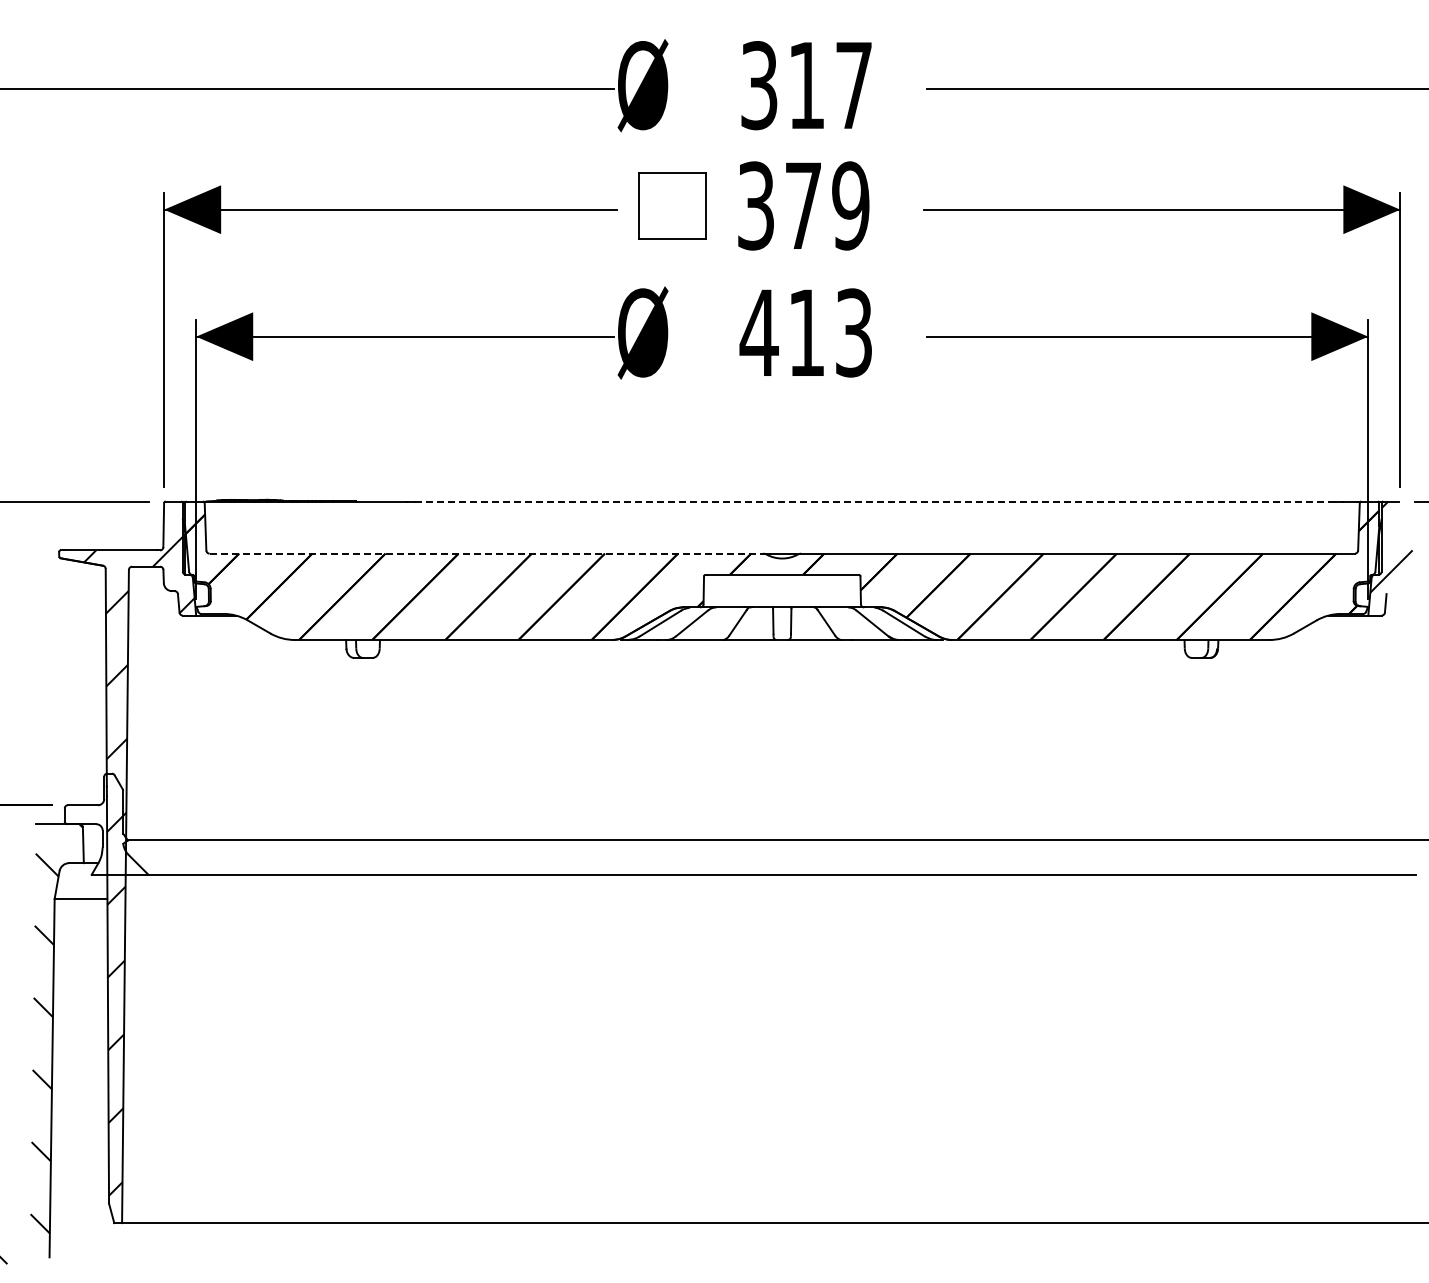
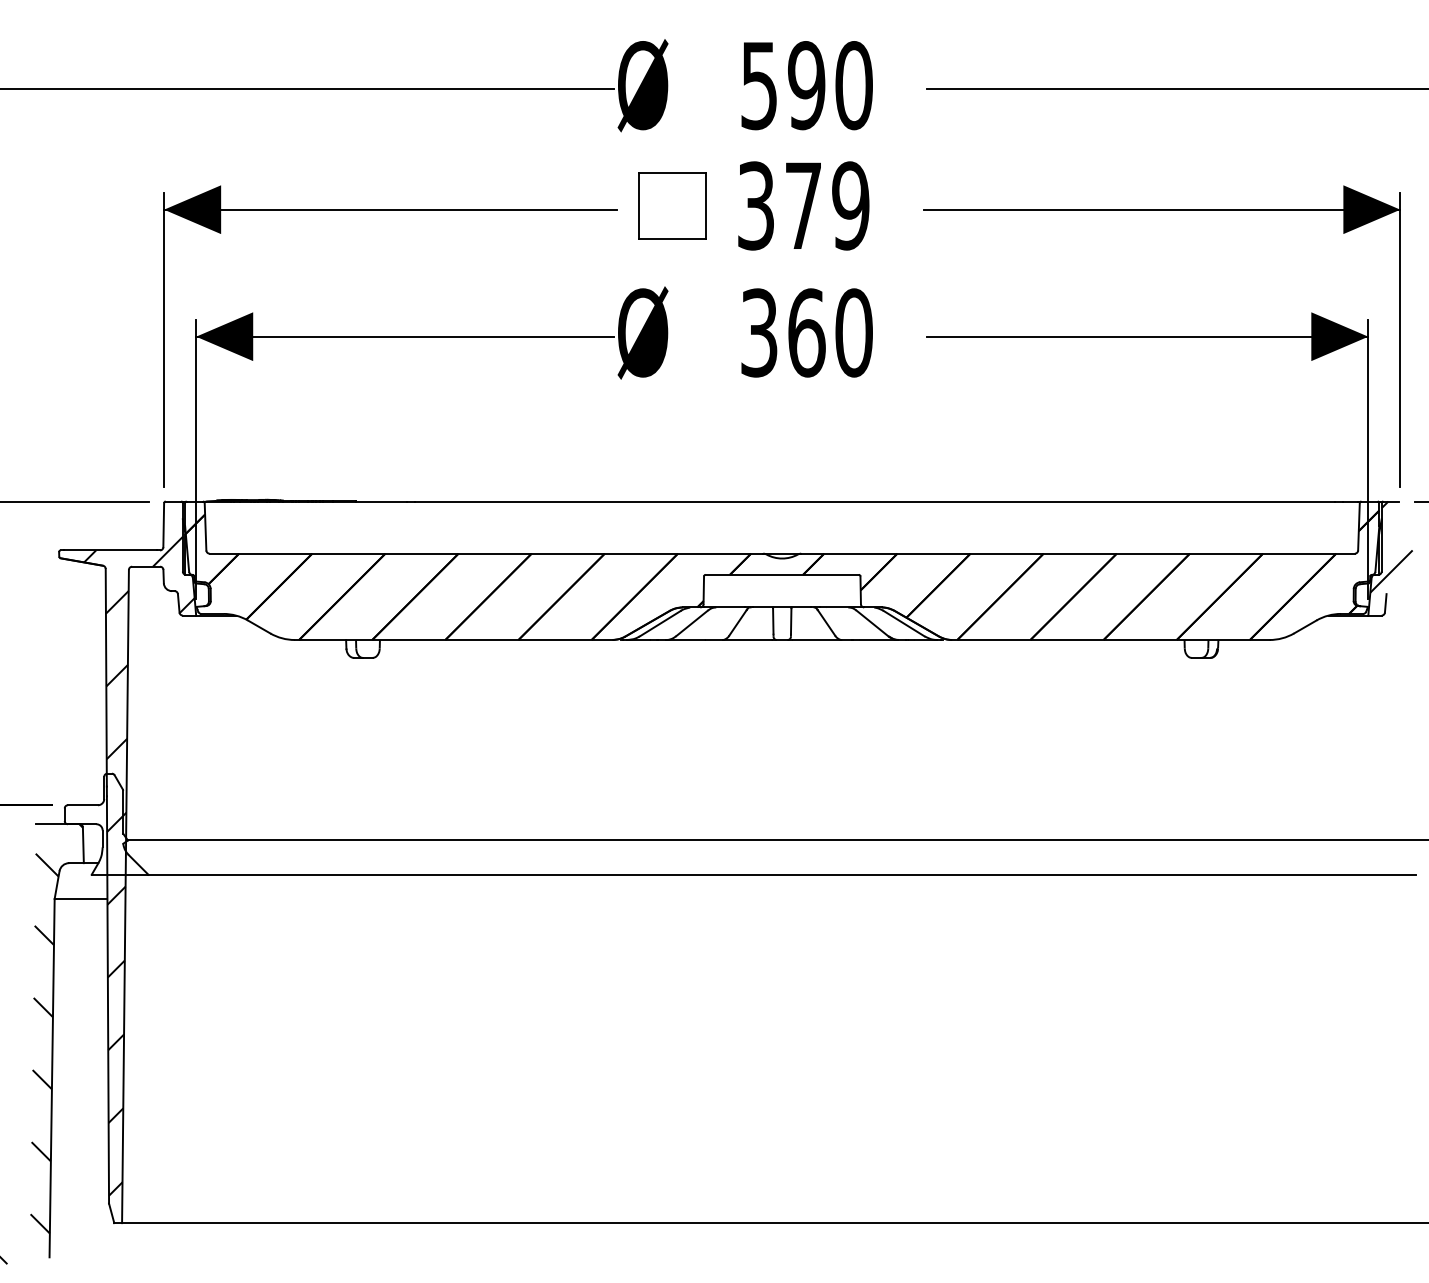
text: 317 -> 590 (806, 85)
text: 413 -> 360 (805, 332)
line: dashed -> solid (874, 501)
line: dashed -> solid (486, 553)
